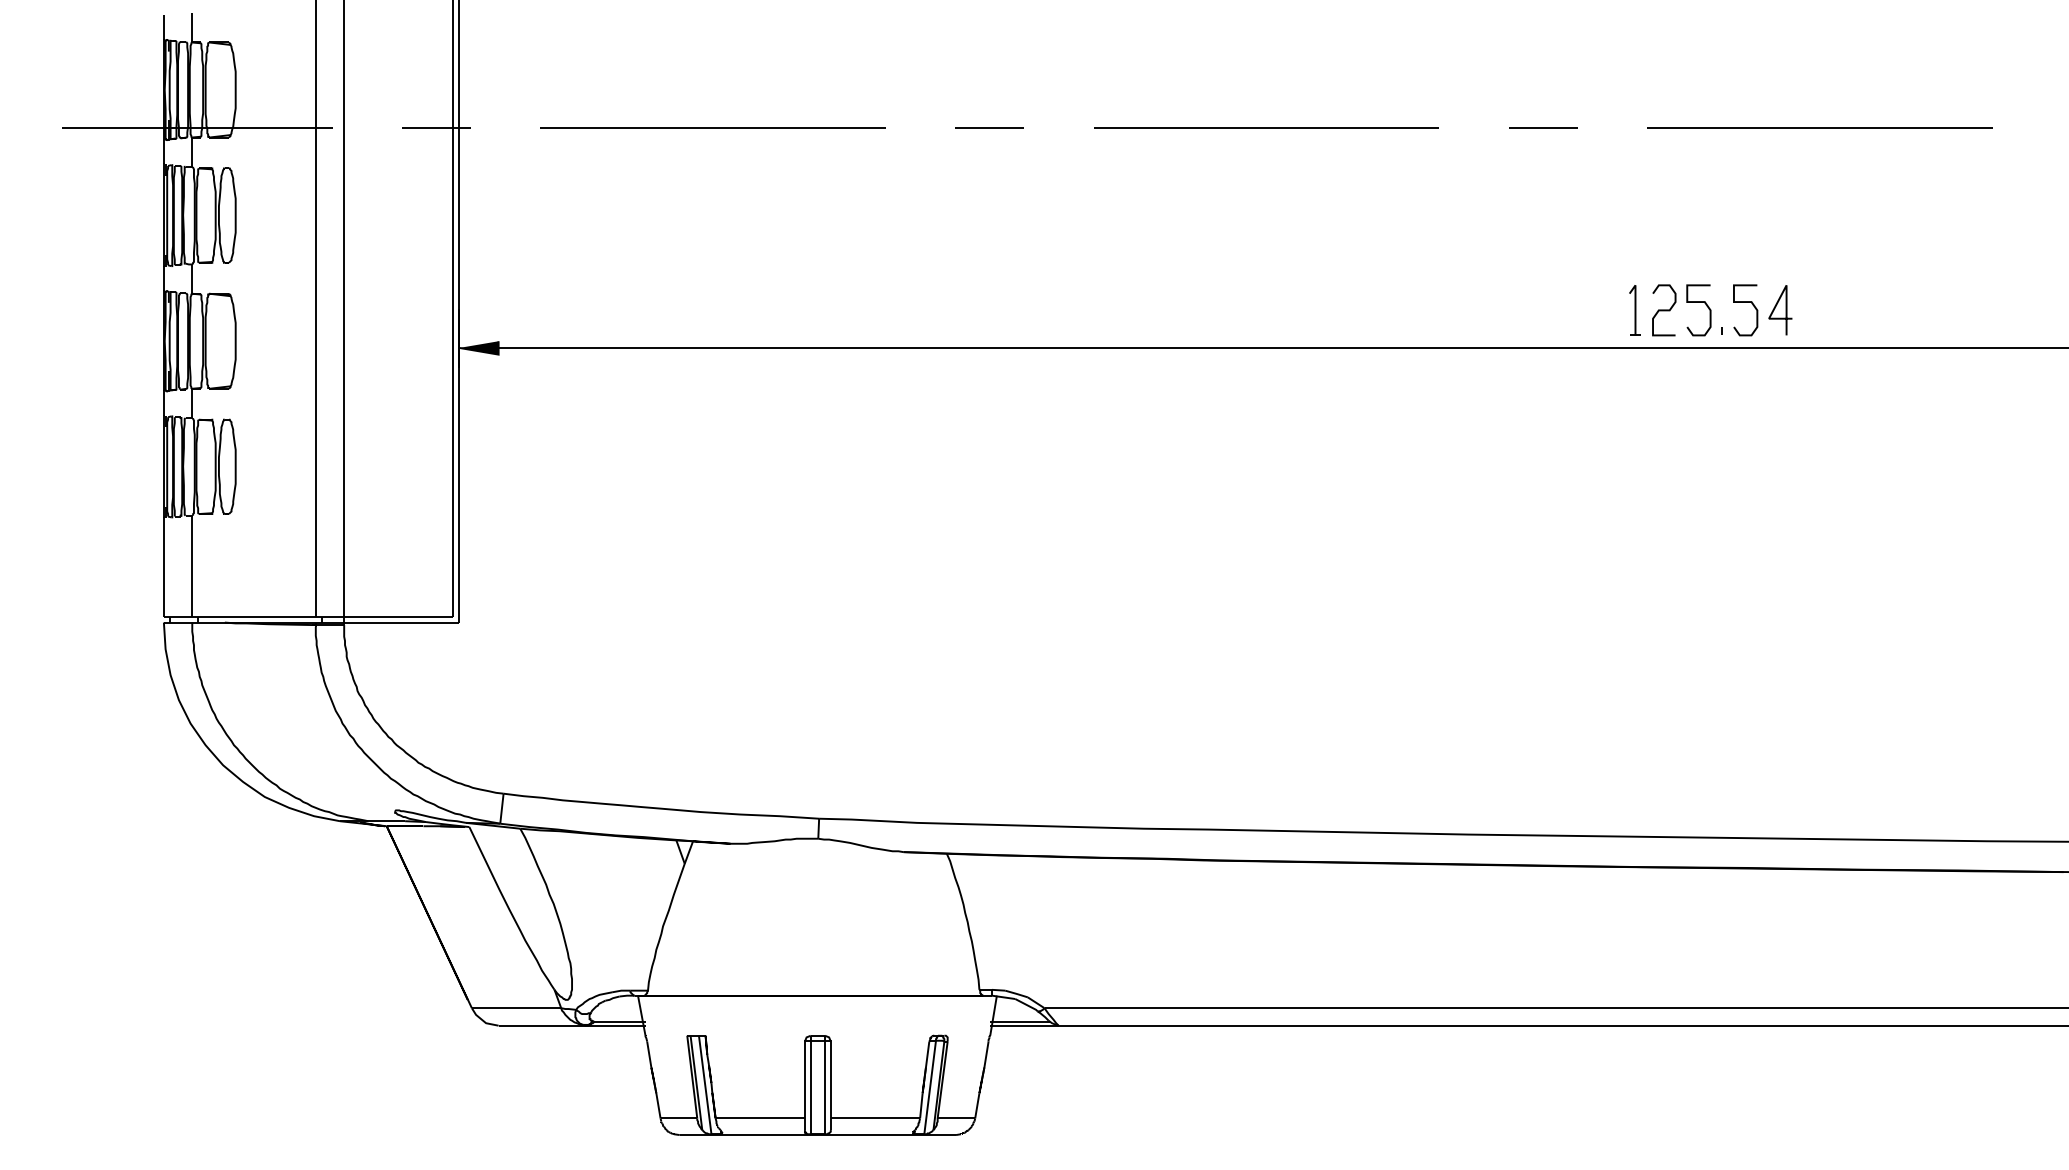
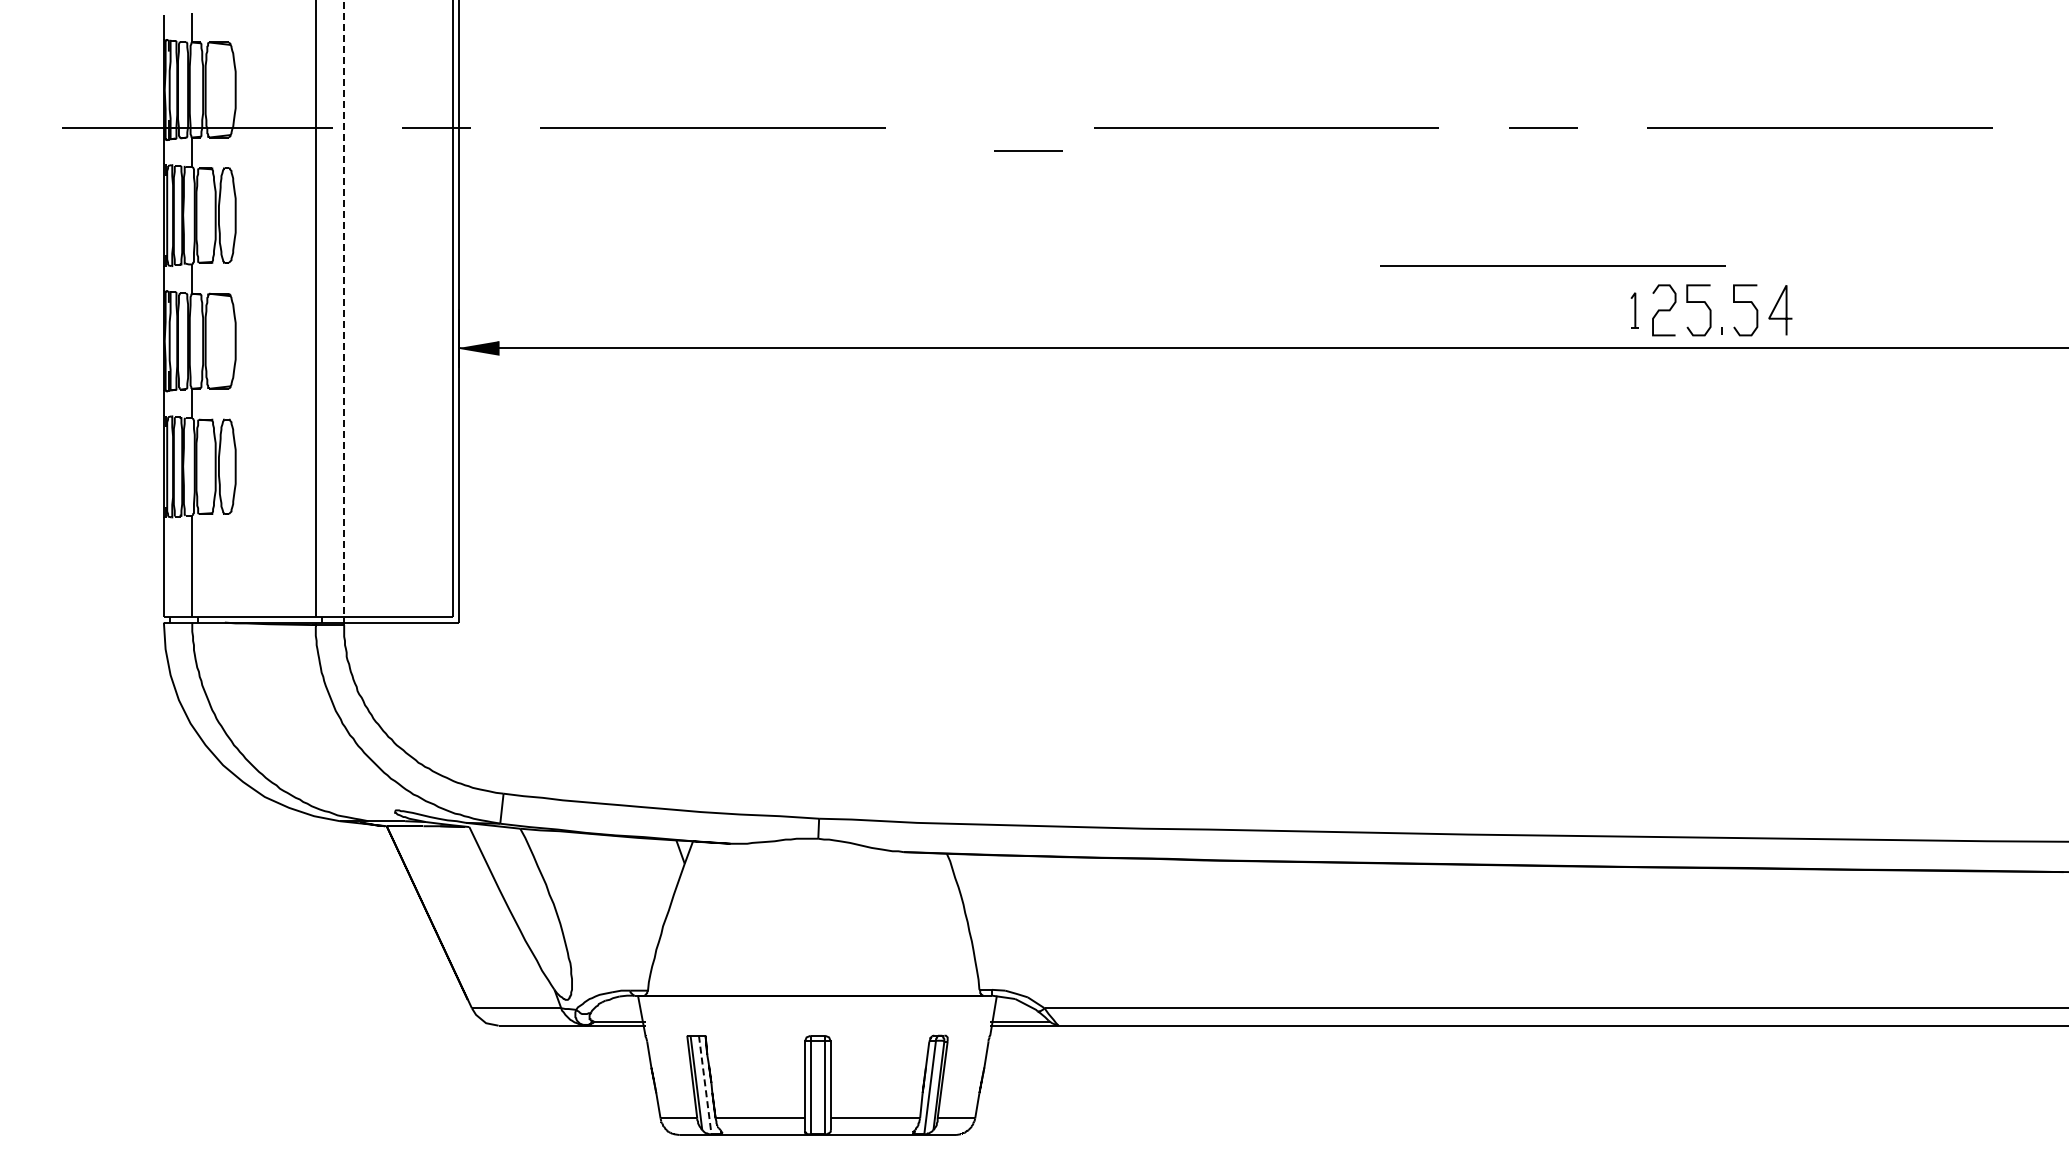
line position: (989, 127) -> (1028, 150) (1028, 150)
line: none -> present (1552, 265)
part size: 12x51 px -> 9x37 px (1634, 310)
line: solid -> dashed (344, 312)
line: solid -> dashed (705, 1084)
